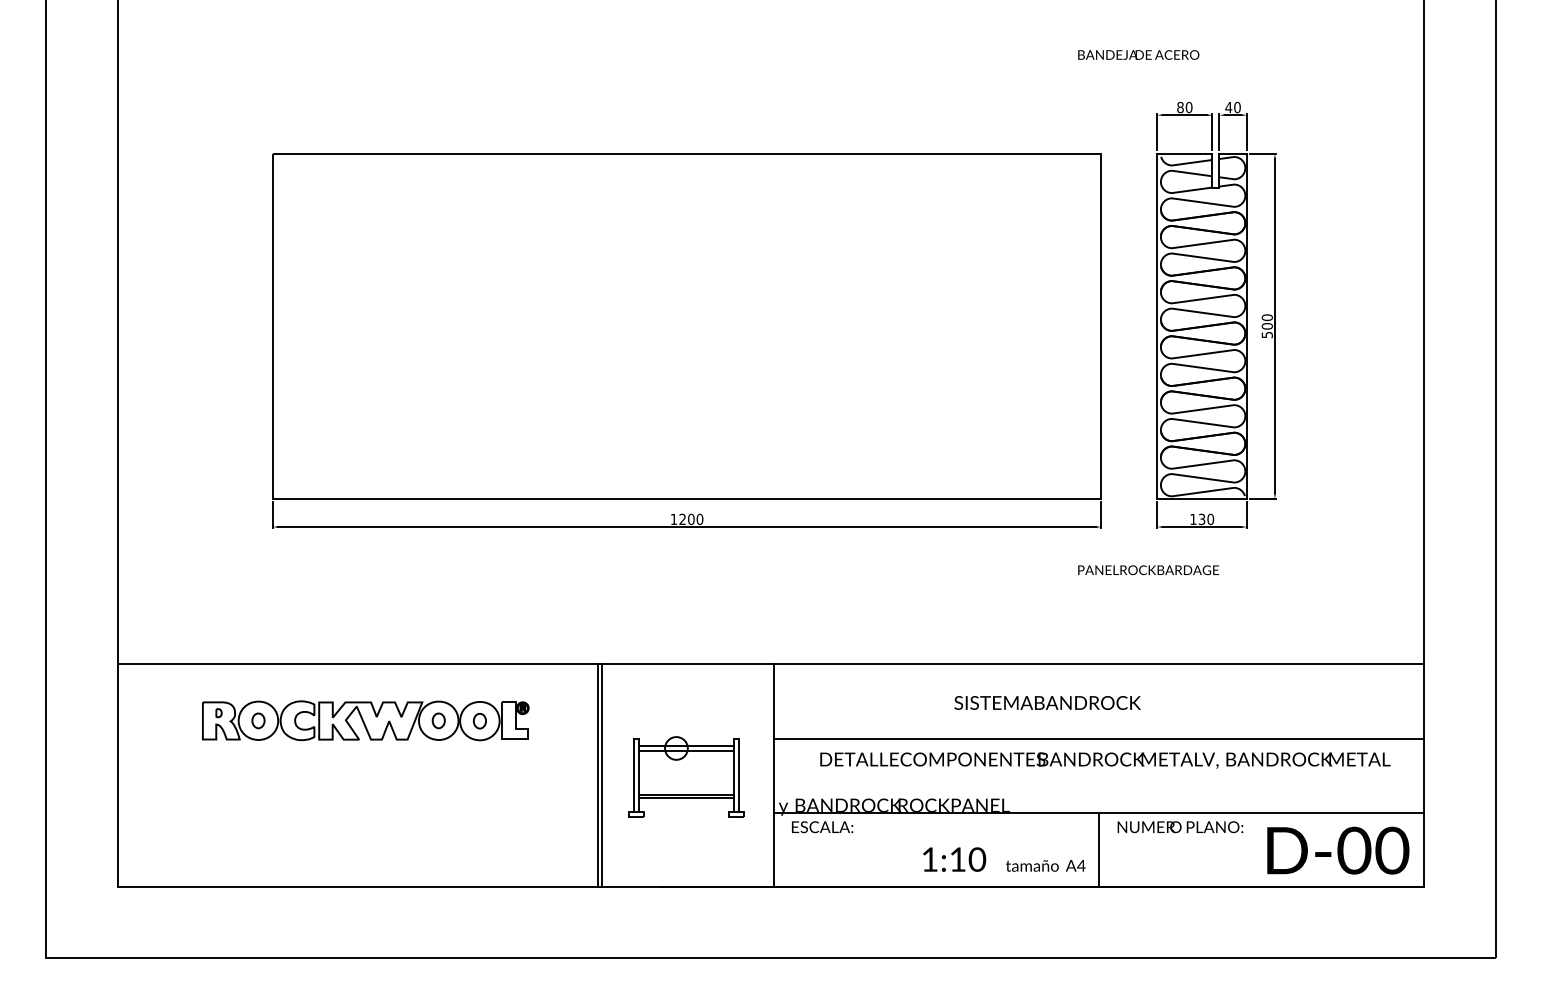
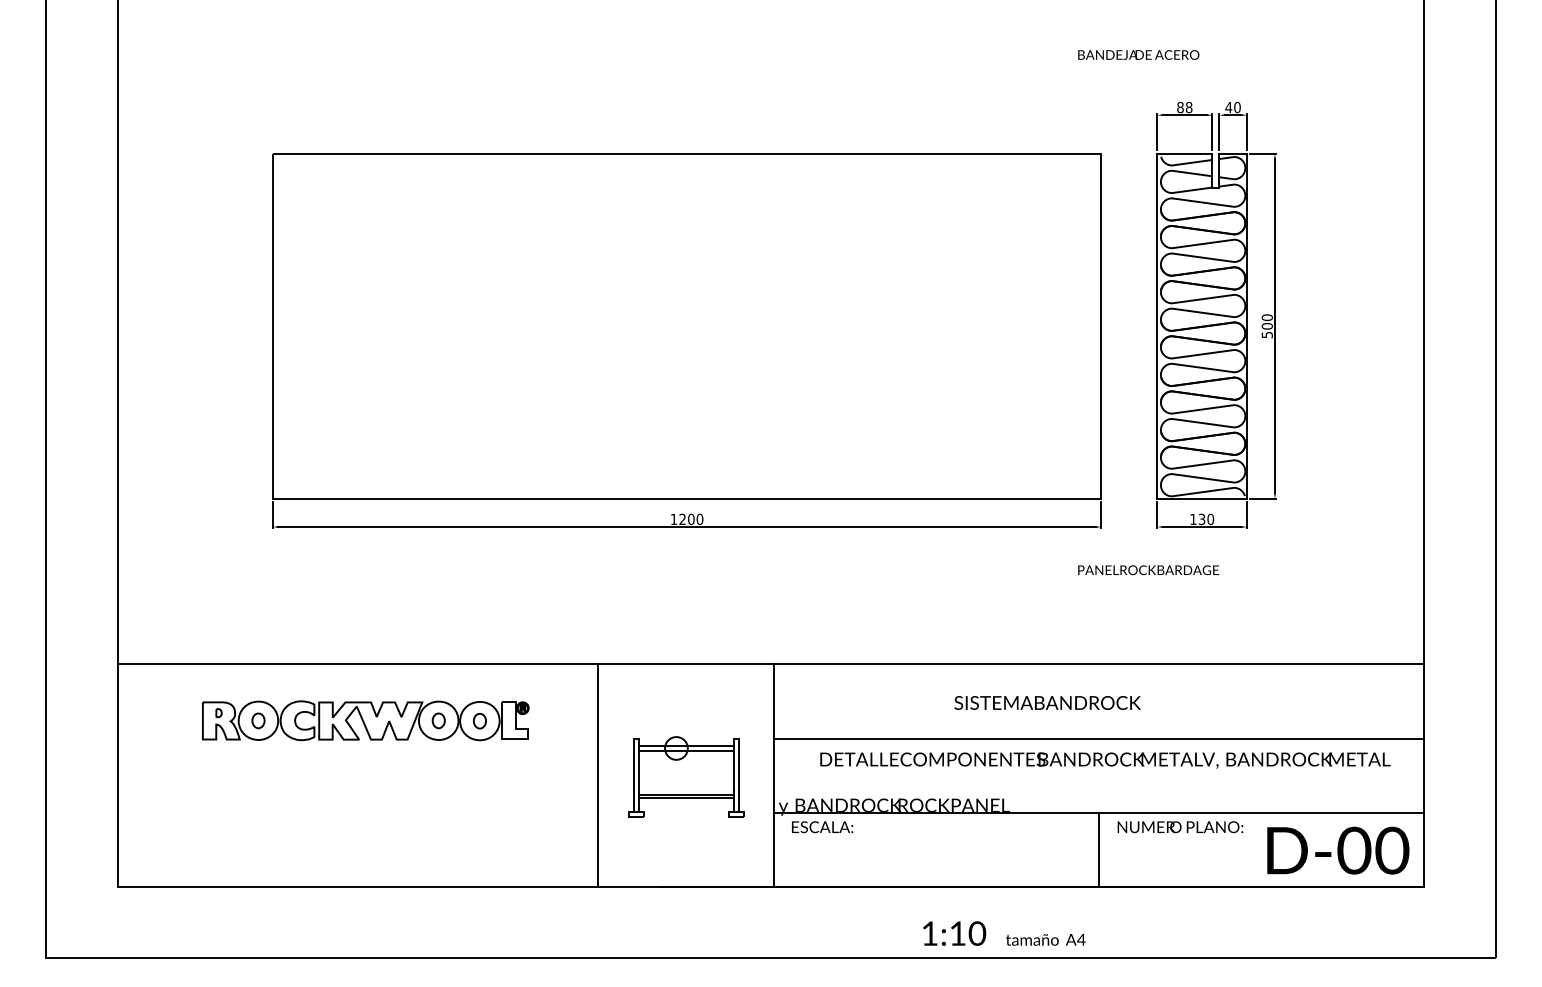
text: 80 -> 88 (1188, 107)
line: present -> none (601, 775)
text position: (1004, 859) -> (1004, 933) (1004, 933)
